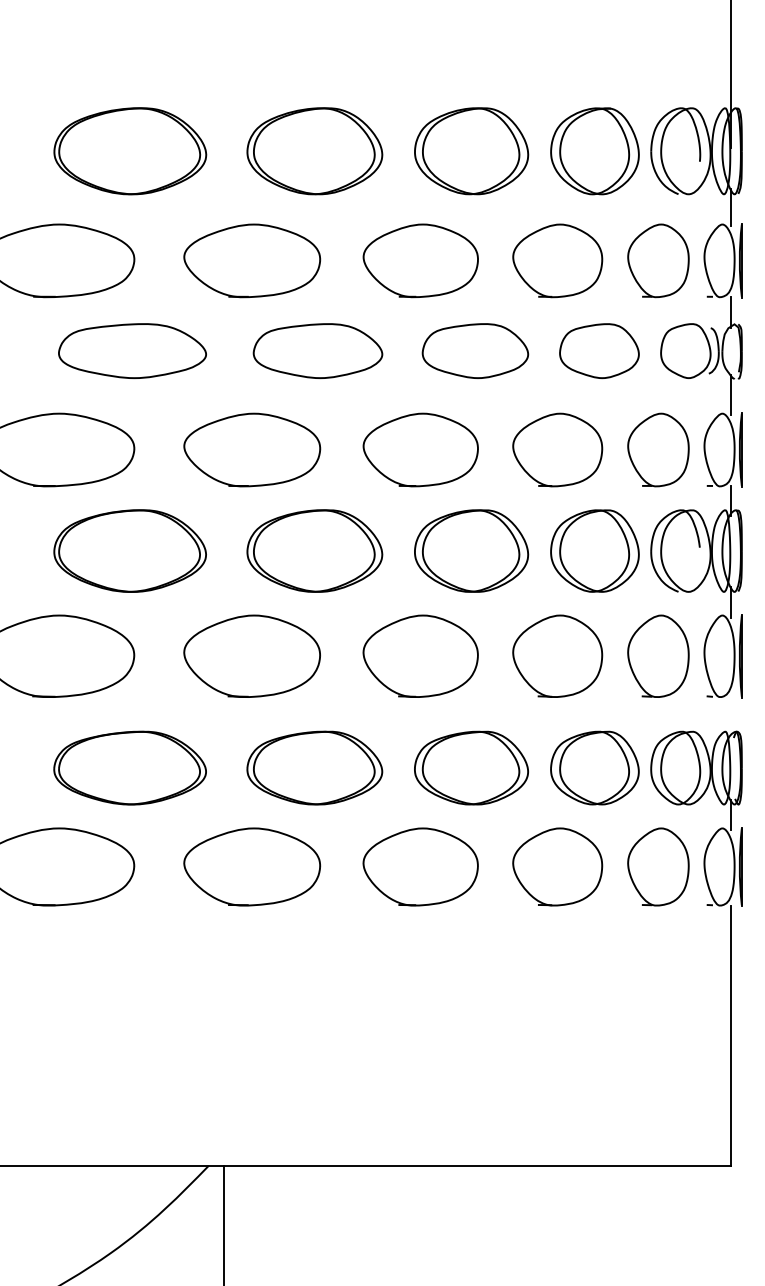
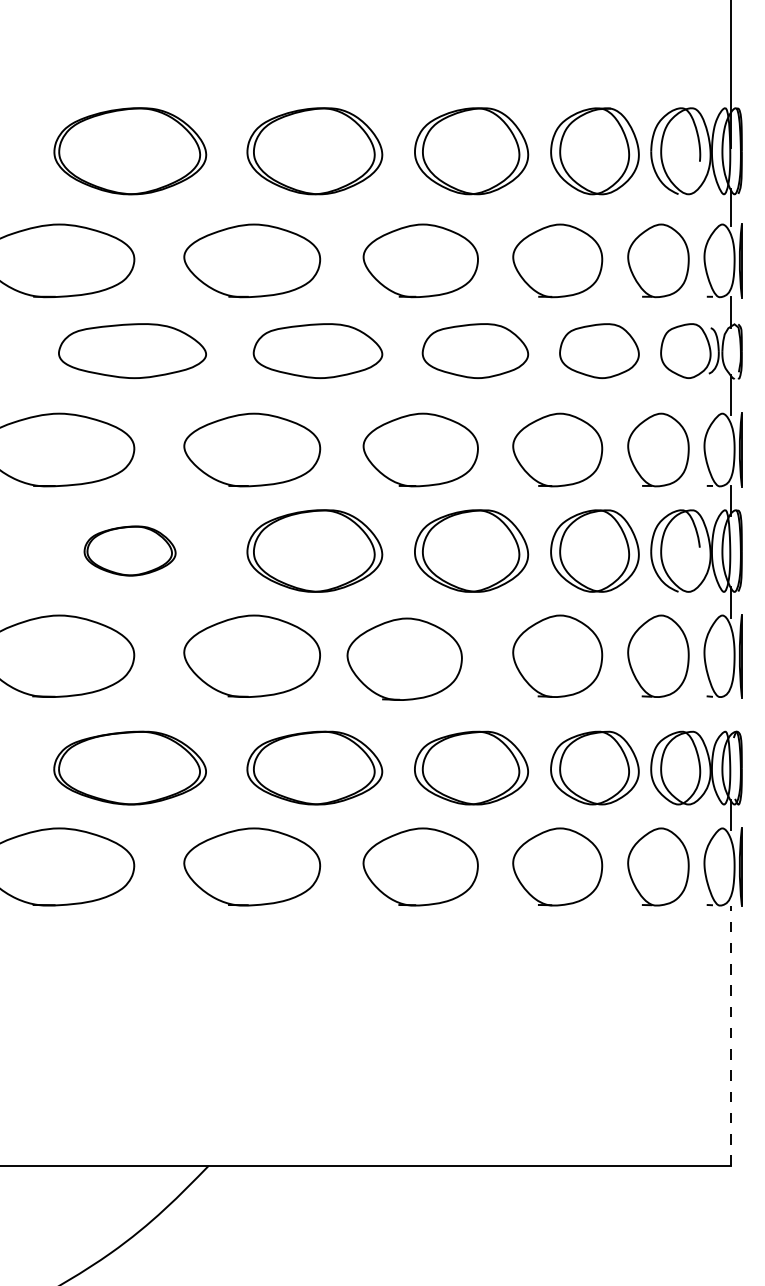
part size: 154x84 px -> 94x52 px (129, 550)
part position: (420, 655) -> (404, 658) (404, 658)
line: solid -> dashed (731, 1035)
line: present -> none (223, 1223)
